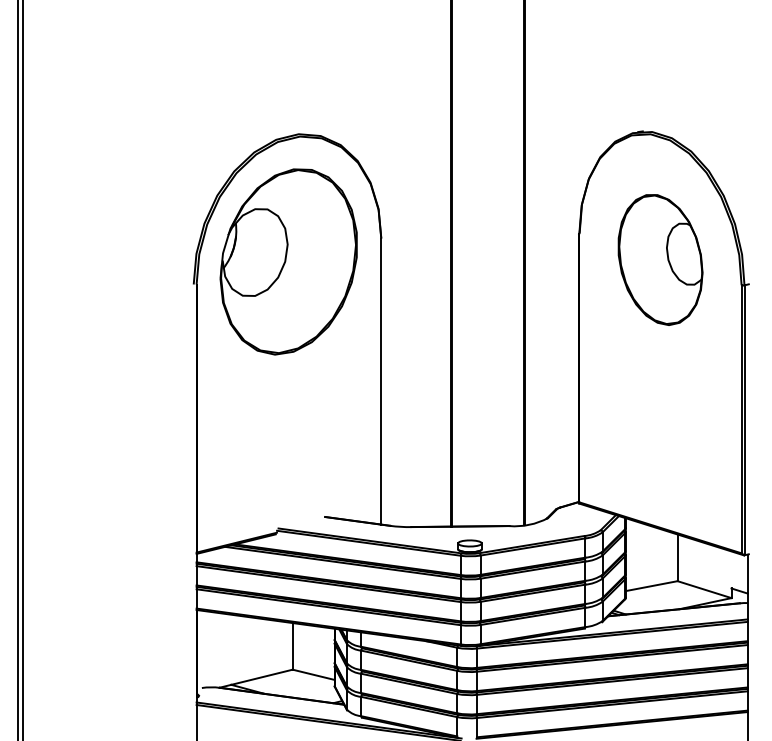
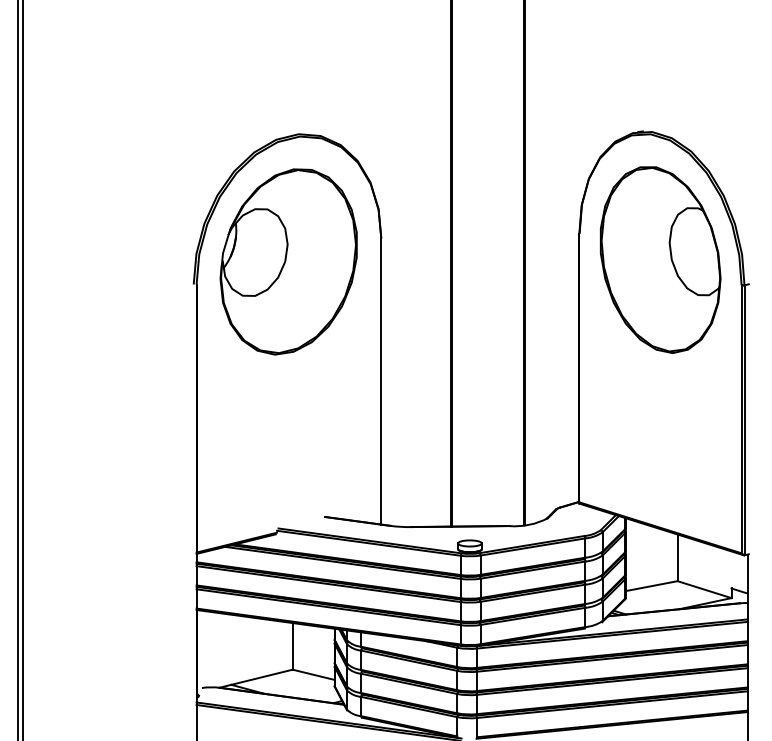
part size: 87x132 px -> 123x188 px (660, 259)
